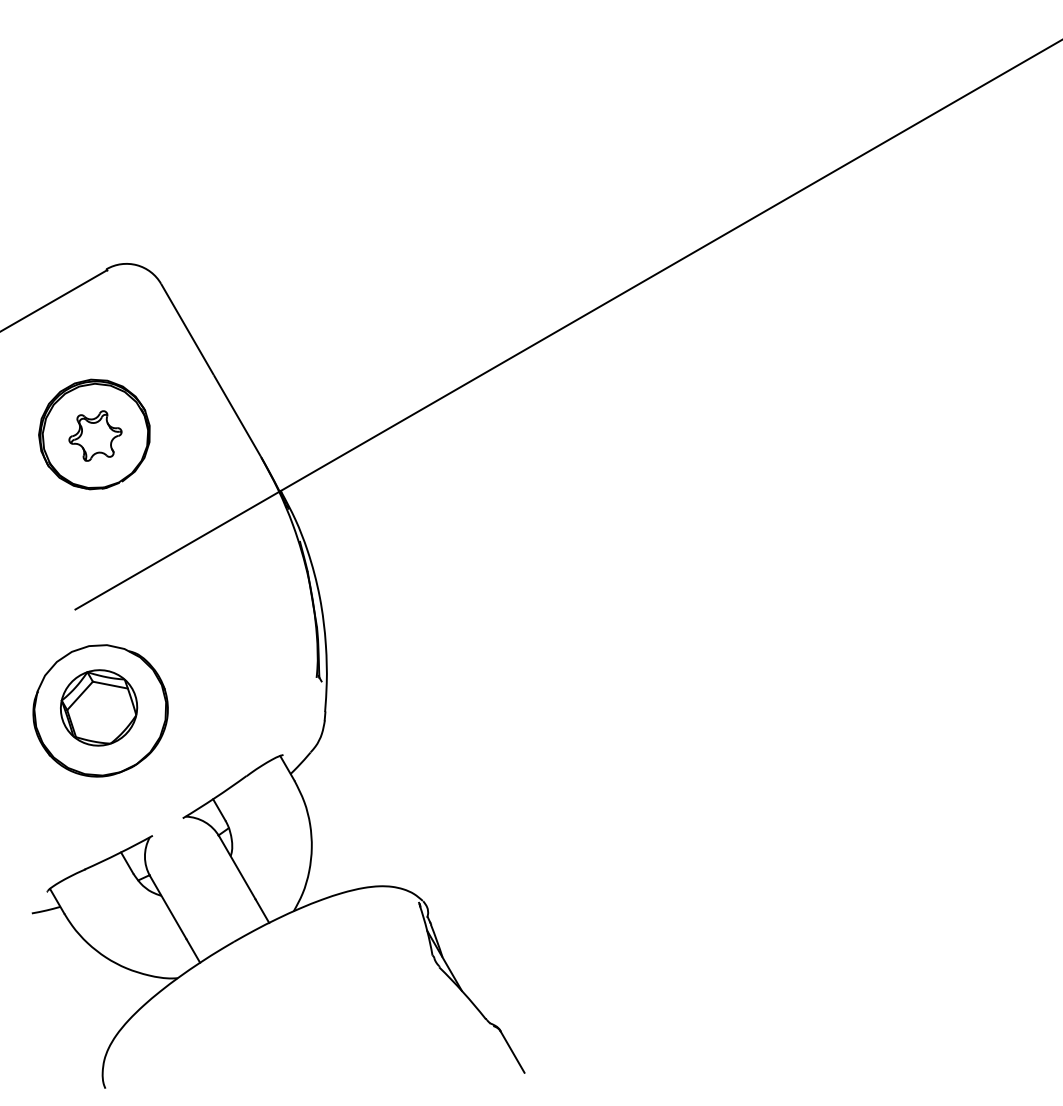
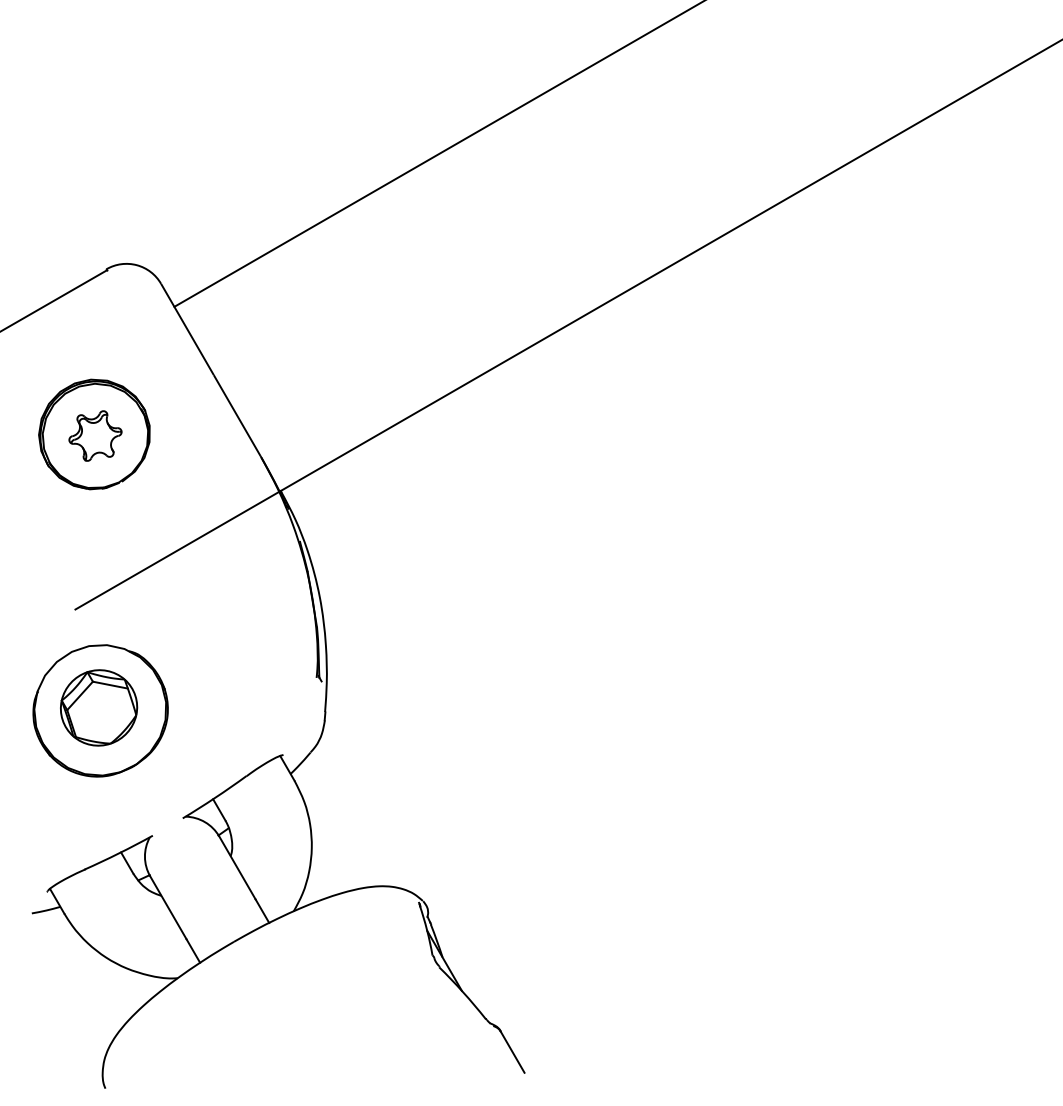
line: none -> present (437, 154)
